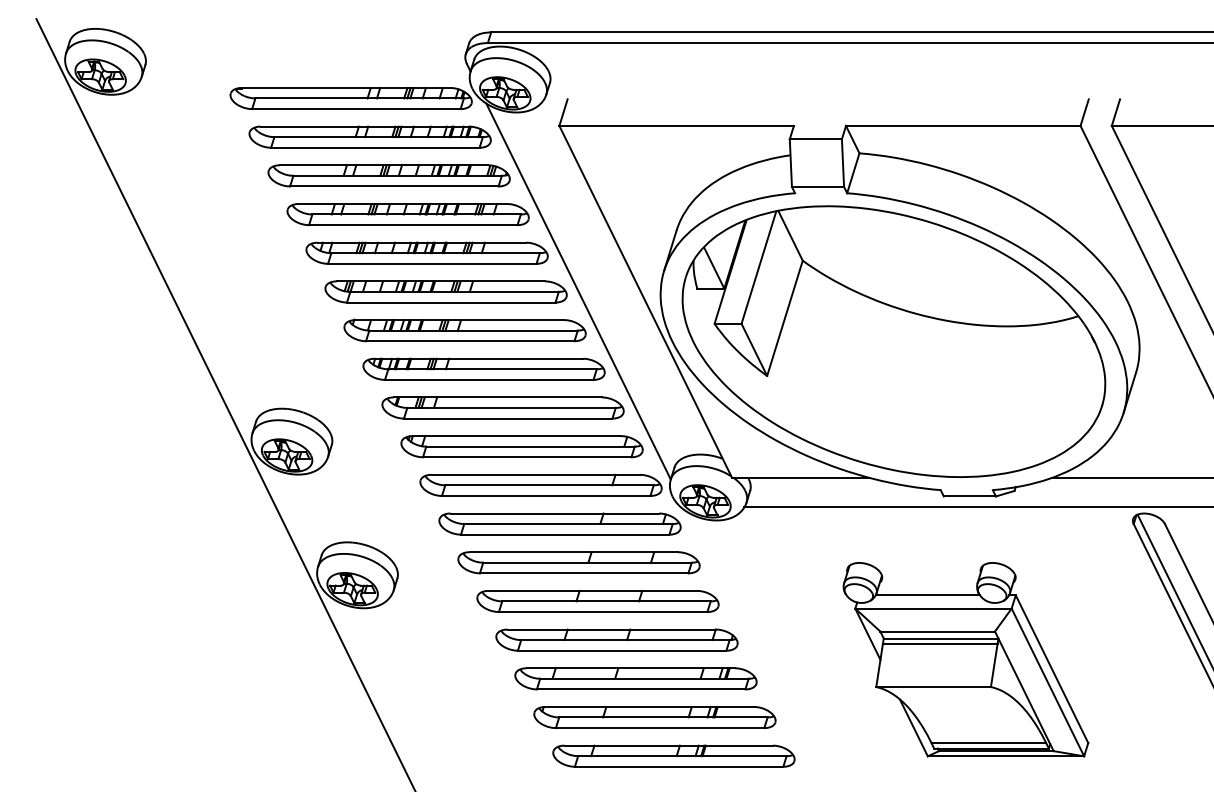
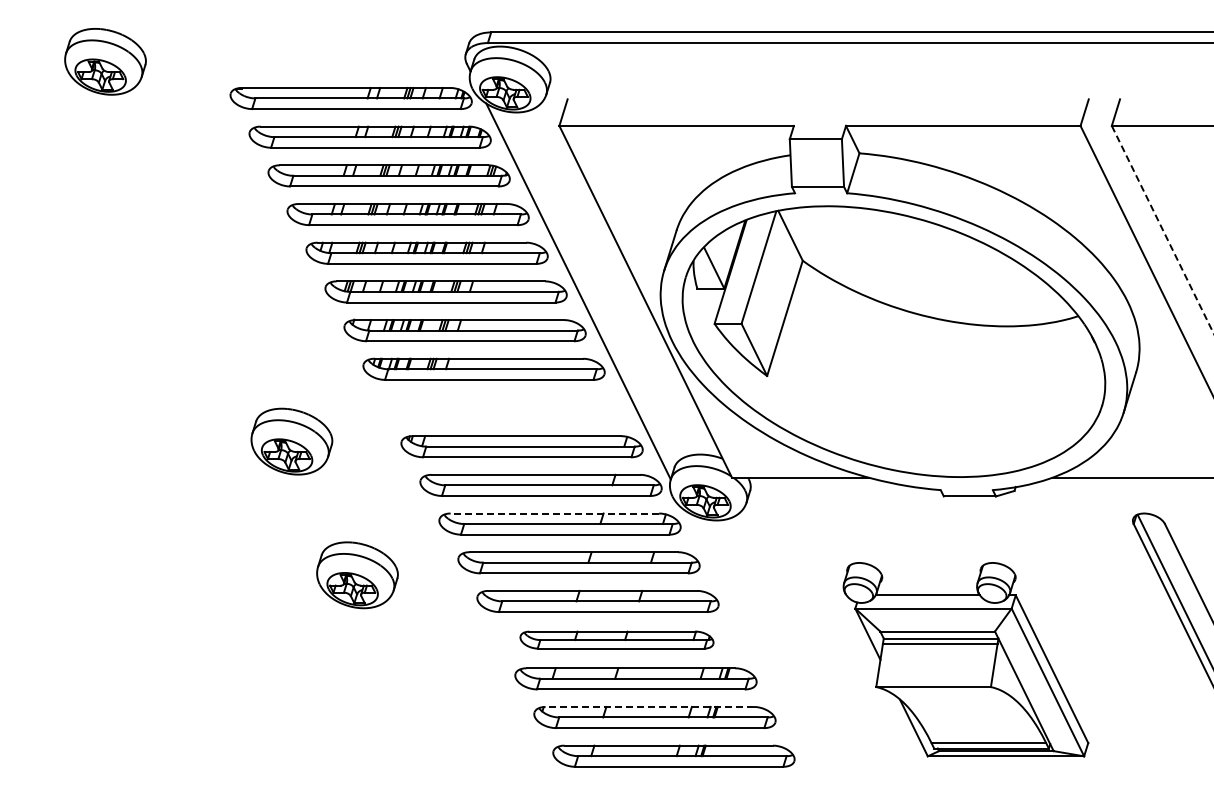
line: solid -> dashed (1162, 230)
line: present -> none (224, 403)
part: present -> none (502, 407)
line: present -> none (977, 507)
line: solid -> dashed (554, 513)
part size: 244x24 px -> 196x20 px (616, 639)
line: solid -> dashed (649, 706)
